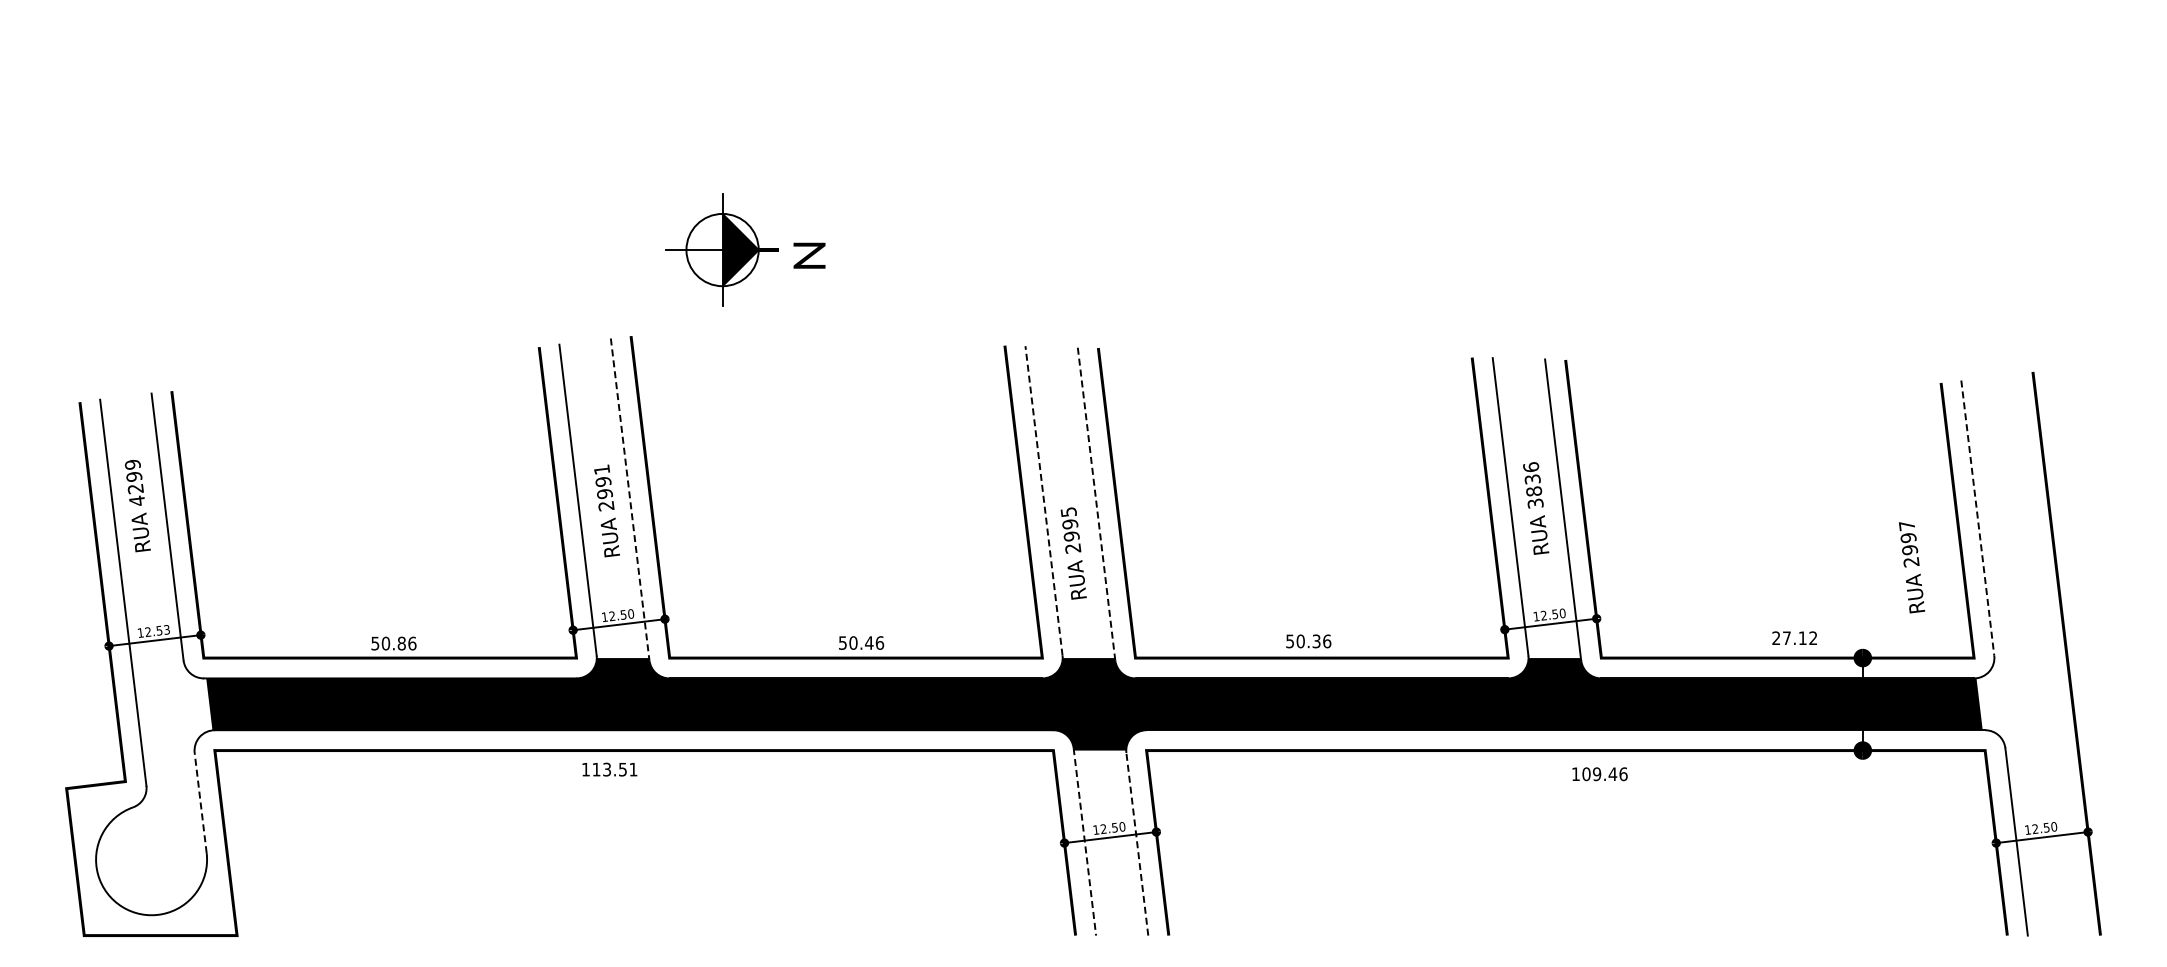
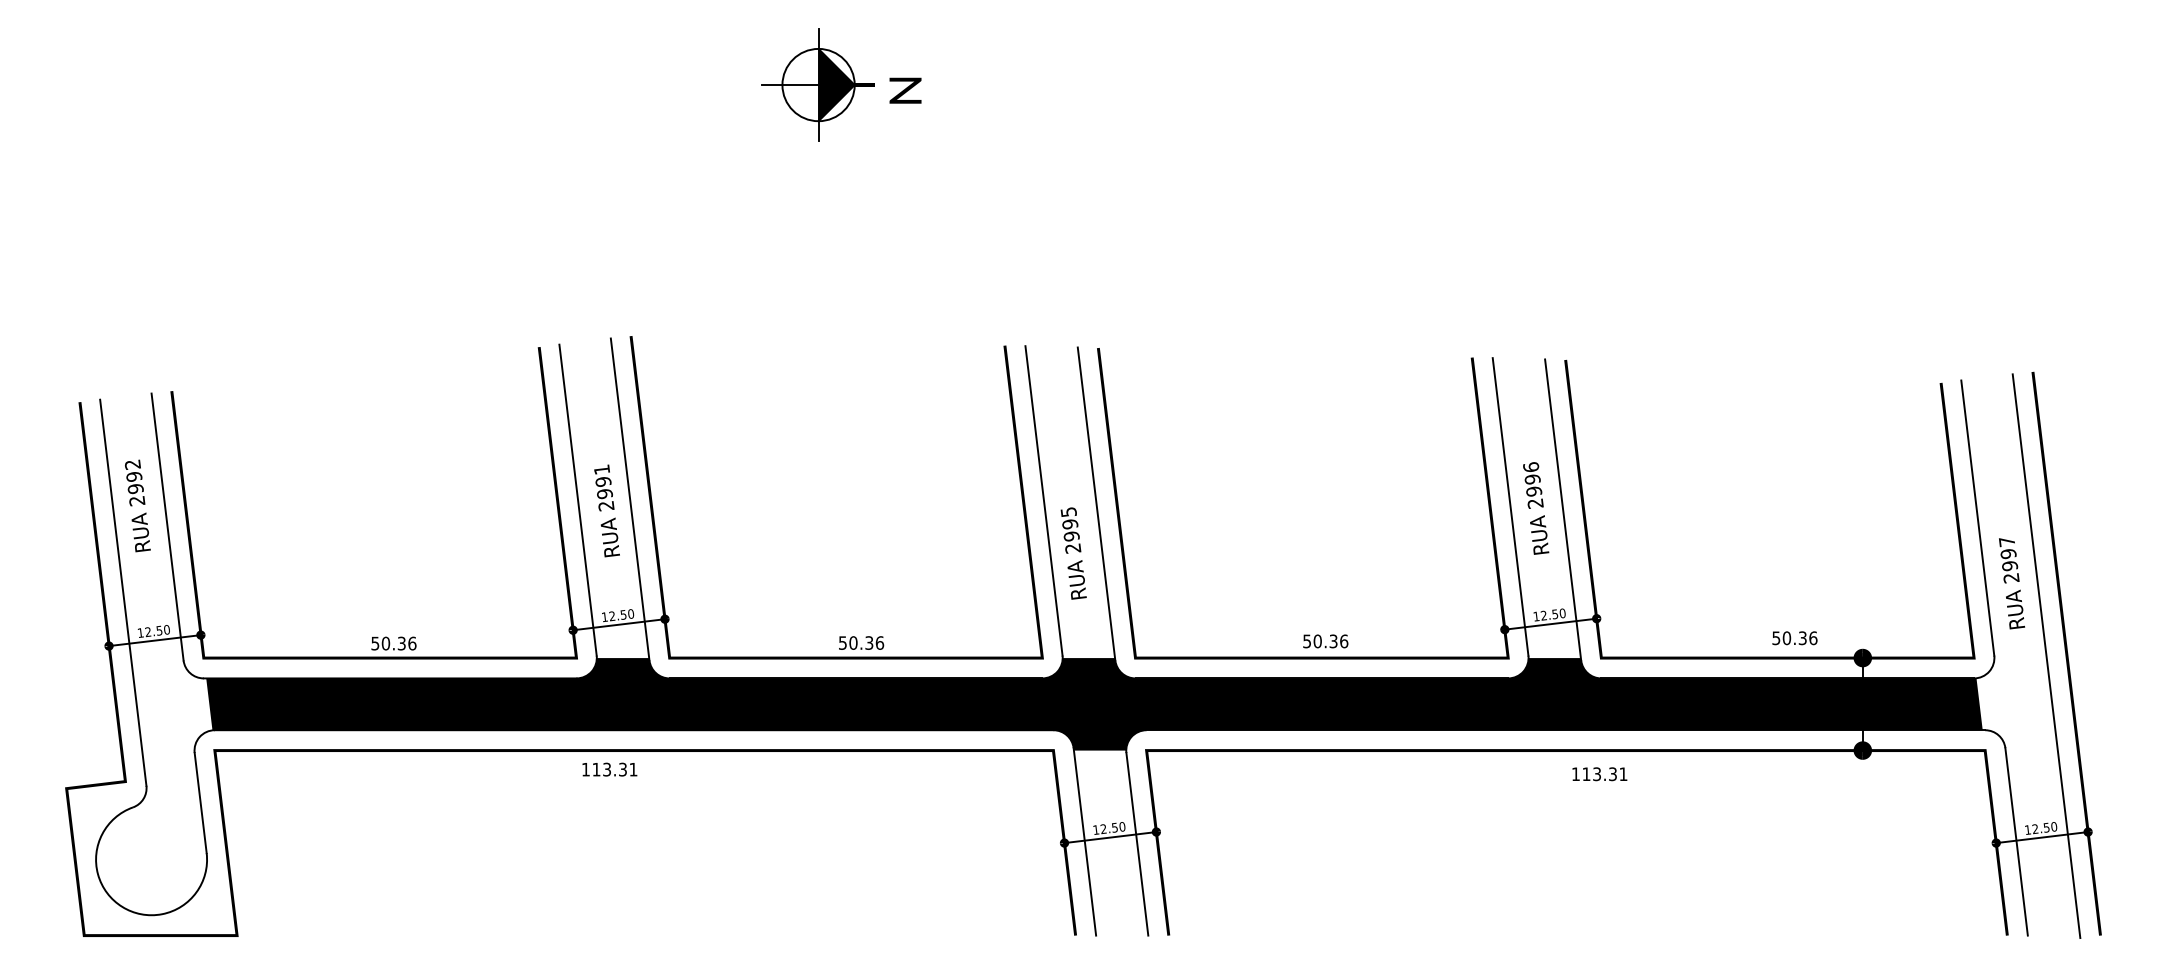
part position: (745, 249) -> (841, 84) (841, 84)
text: 4299 -> 2992 (135, 482)
text: 3836 -> 2996 (1534, 491)
line: dashed -> solid (630, 499)
line: dashed -> solid (1044, 500)
line: dashed -> solid (1096, 504)
line: dashed -> solid (1977, 518)
text position: (1912, 567) -> (2012, 583) (2012, 583)
text: 12.53 -> 12.50 (166, 629)
text: 27.12 -> 50.36 (1794, 638)
text position: (1308, 641) -> (1325, 641) (1325, 641)
text: 50.46 -> 50.36 (868, 642)
text: 50.86 -> 50.36 (401, 643)
line: none -> present (2046, 656)
text: 113.51 -> 113.31 (622, 768)
text: 109.46 -> 113.31 (1604, 774)
line: dashed -> solid (200, 802)
line: dashed -> solid (1084, 842)
line: dashed -> solid (1137, 844)
